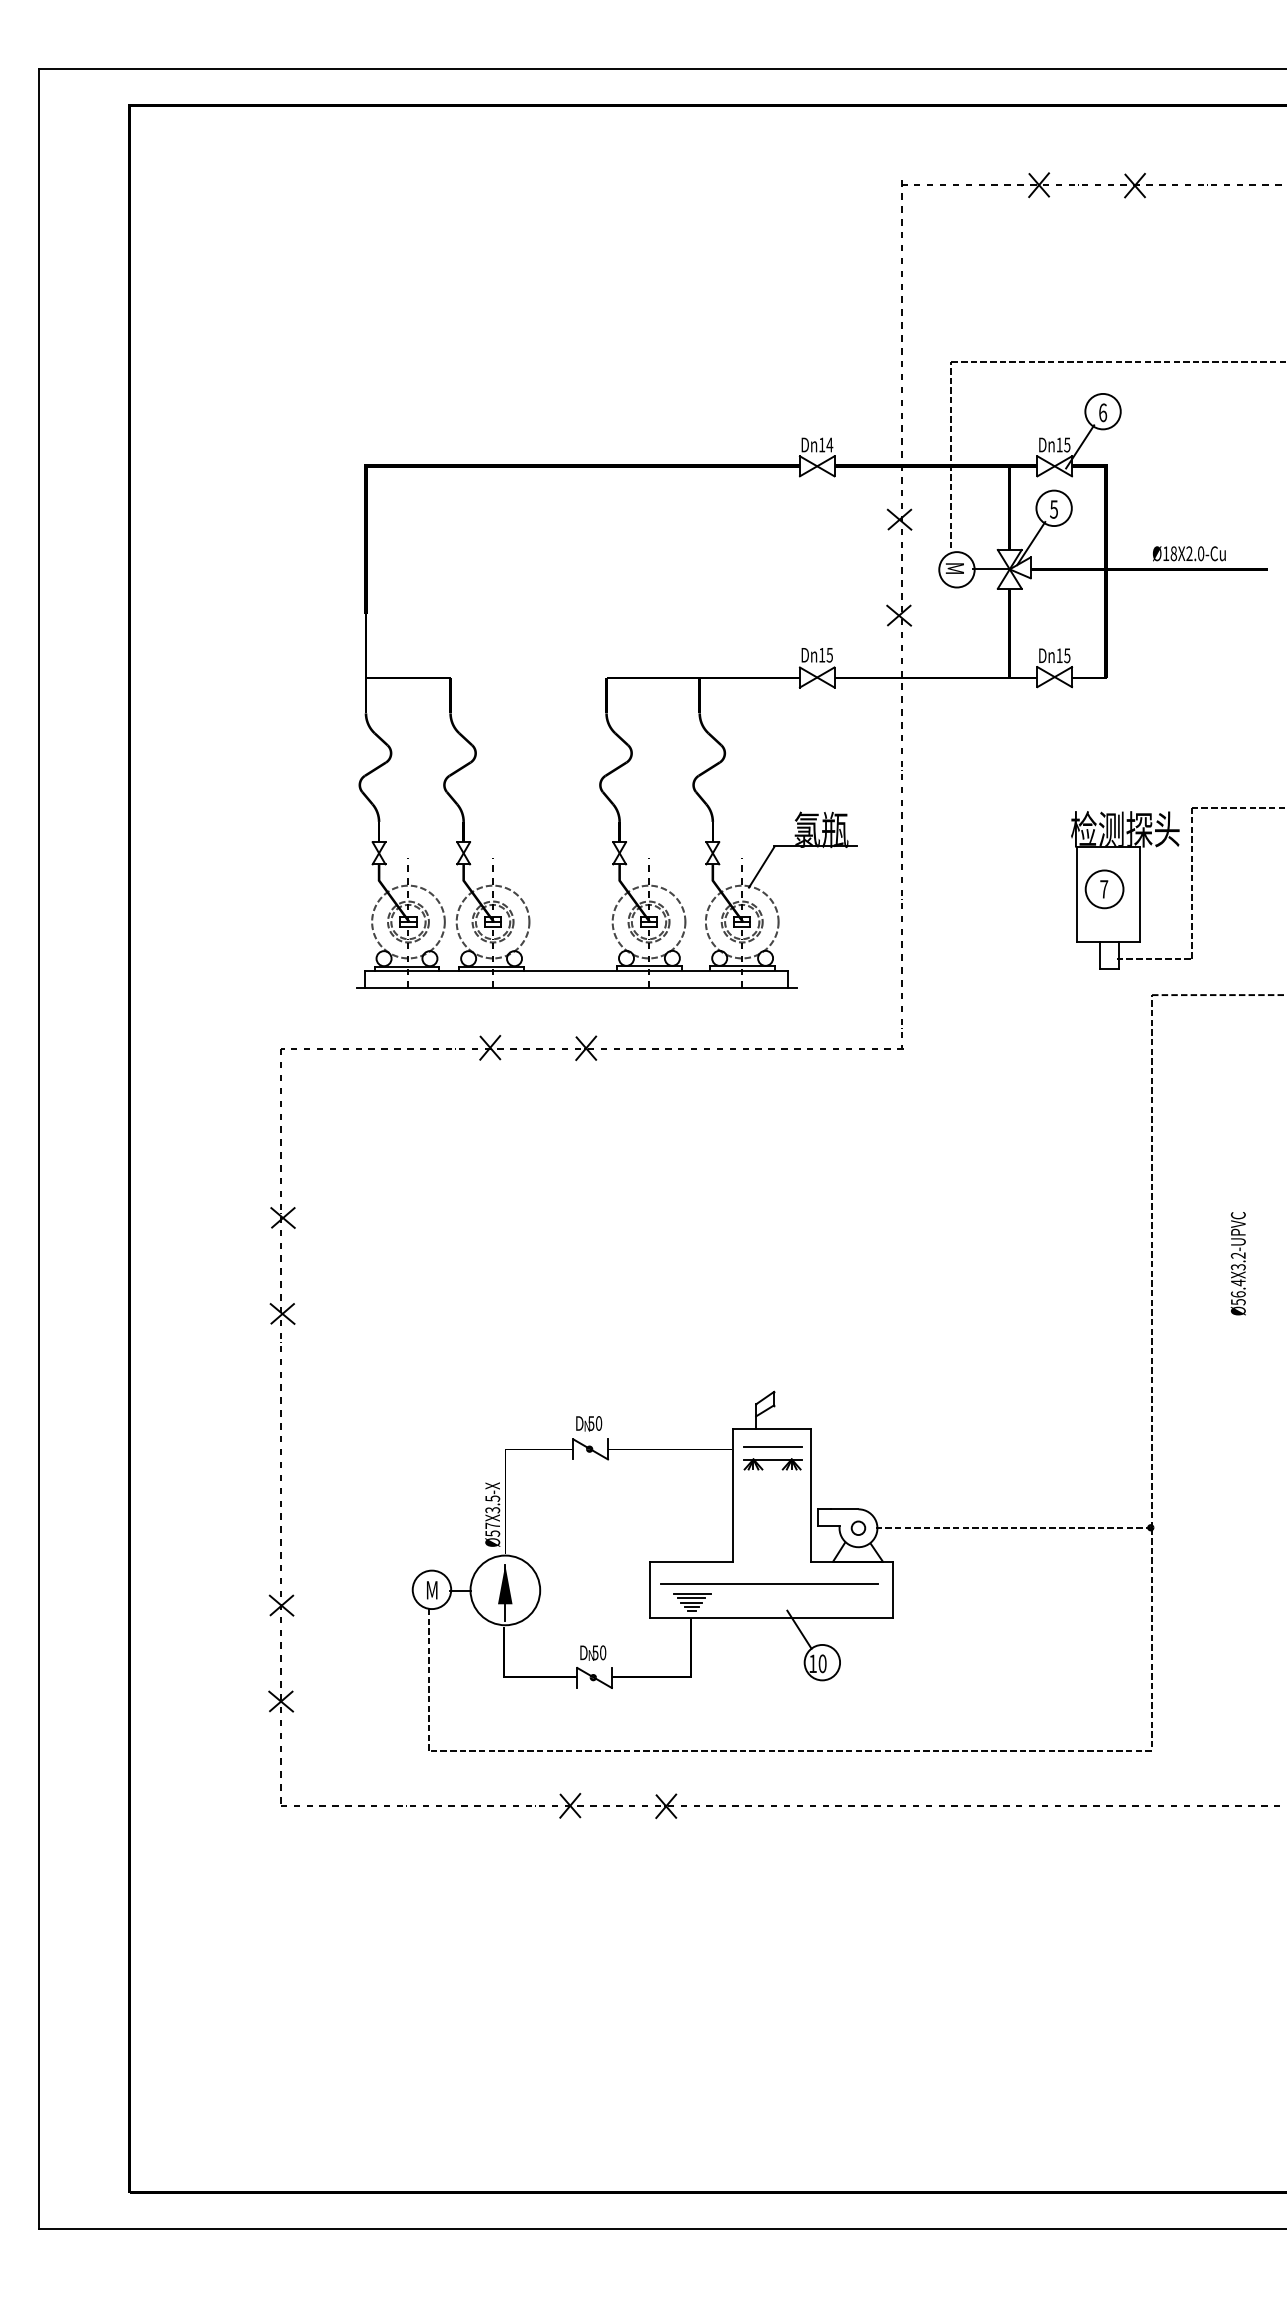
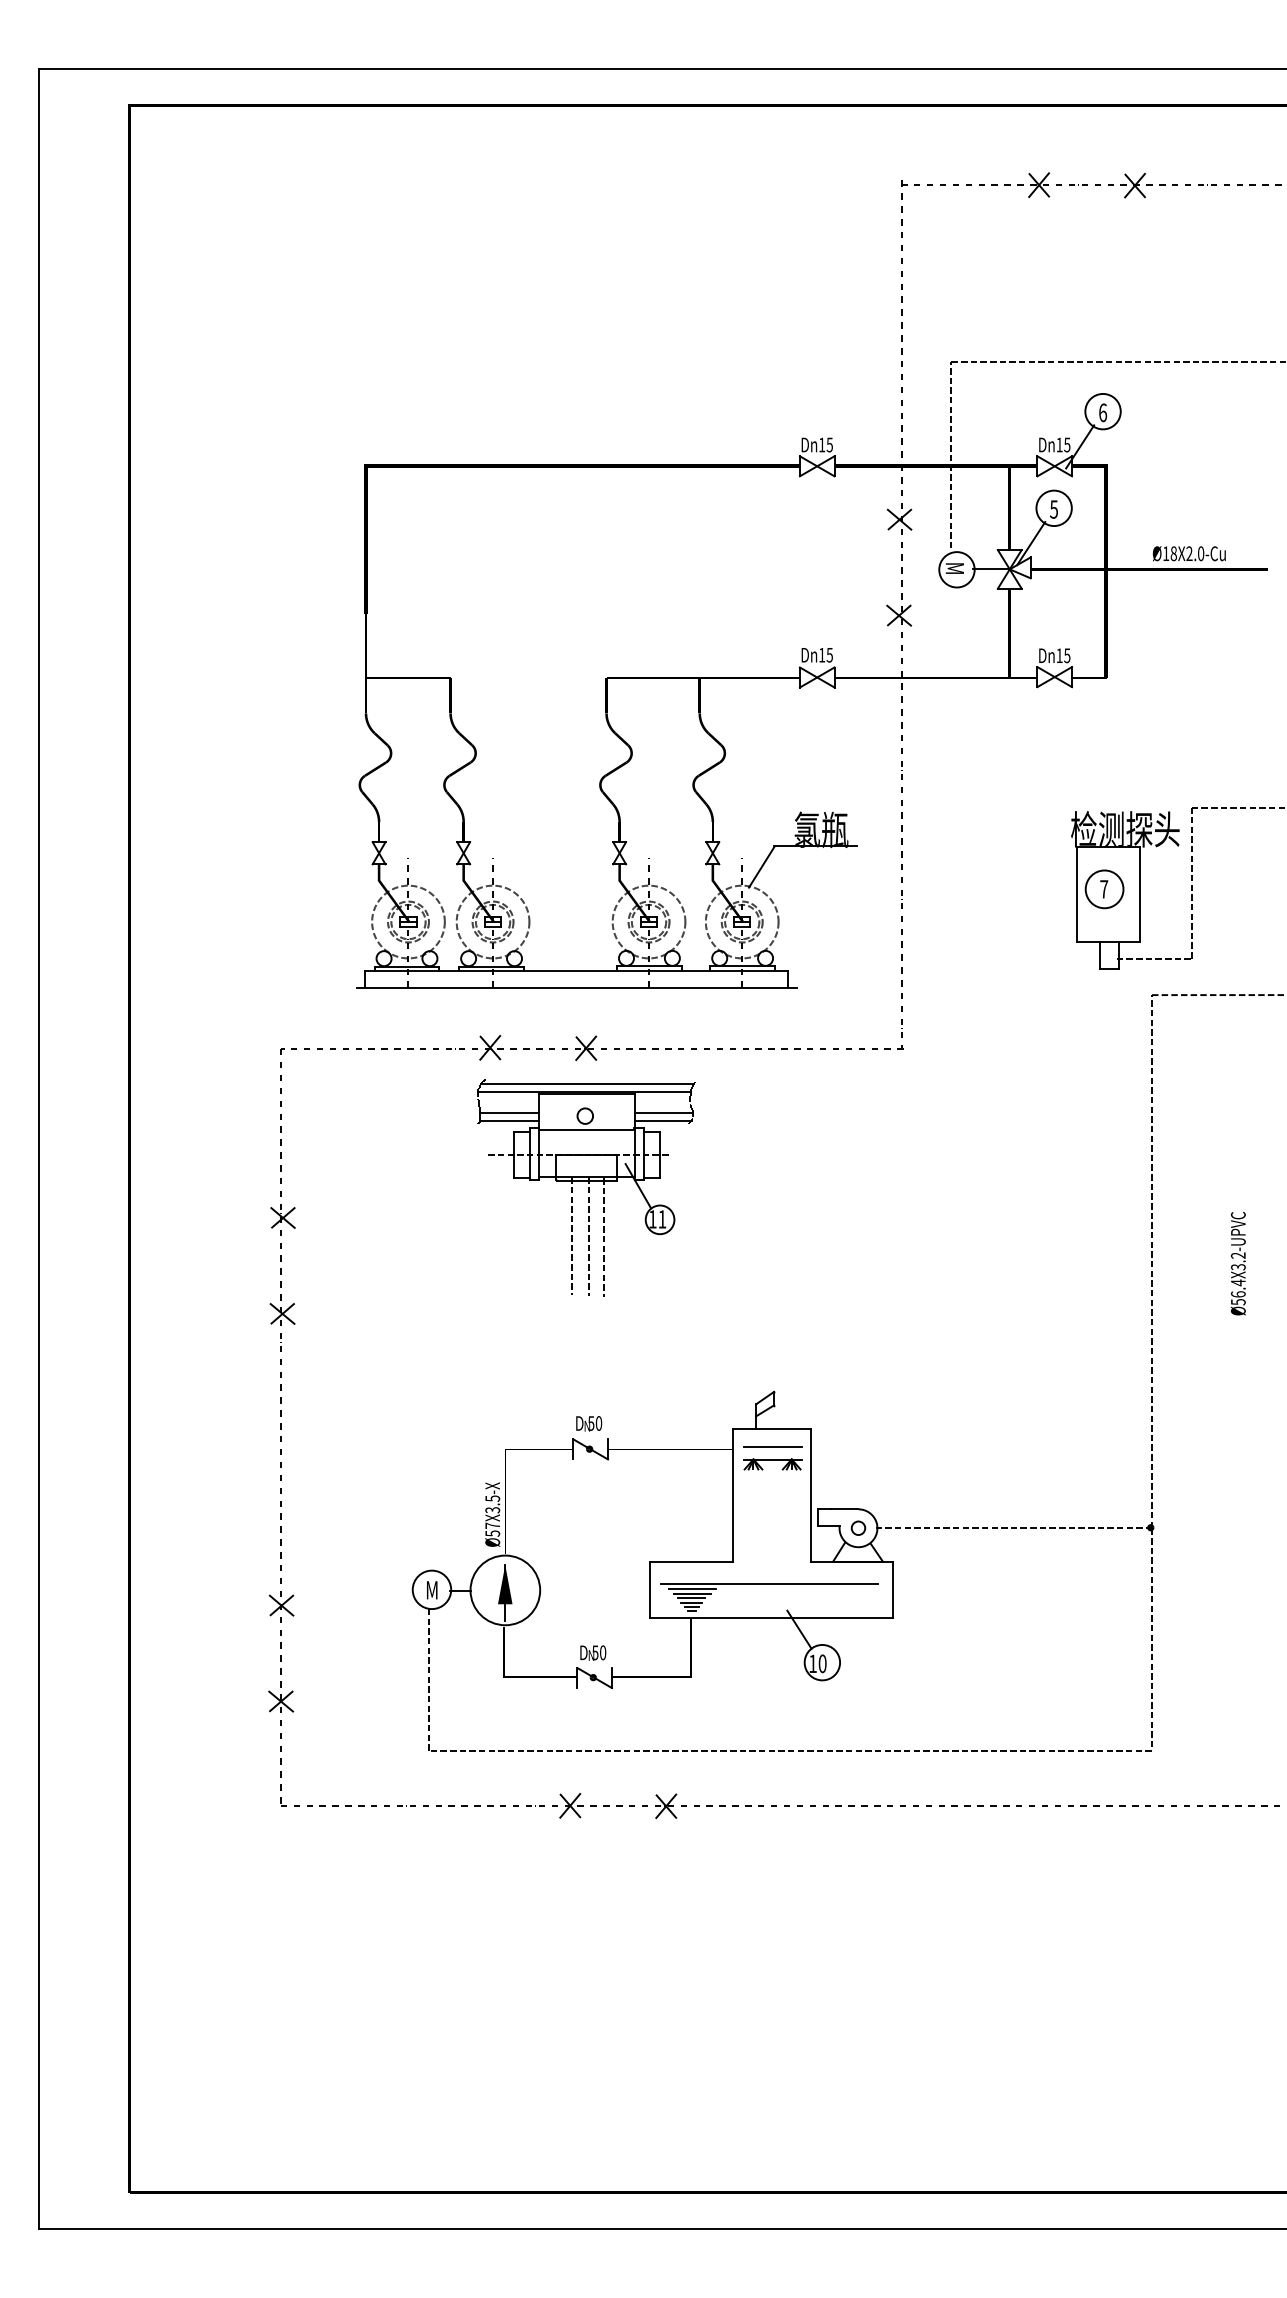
text: Dn14 -> Dn15 (829, 444)
part: none -> present (586, 1187)
line: none -> present (692, 1588)
